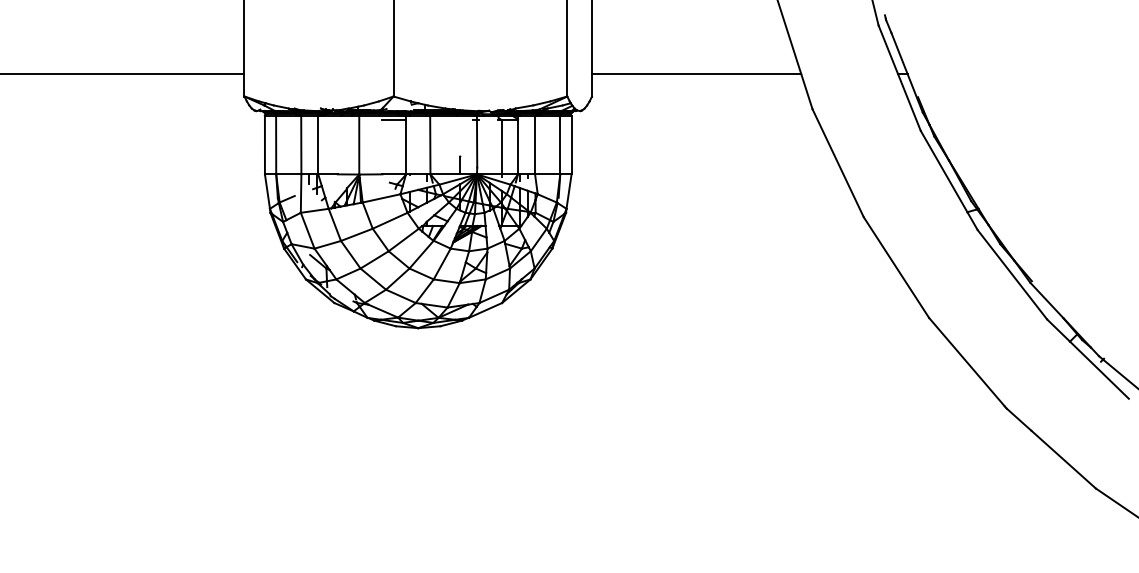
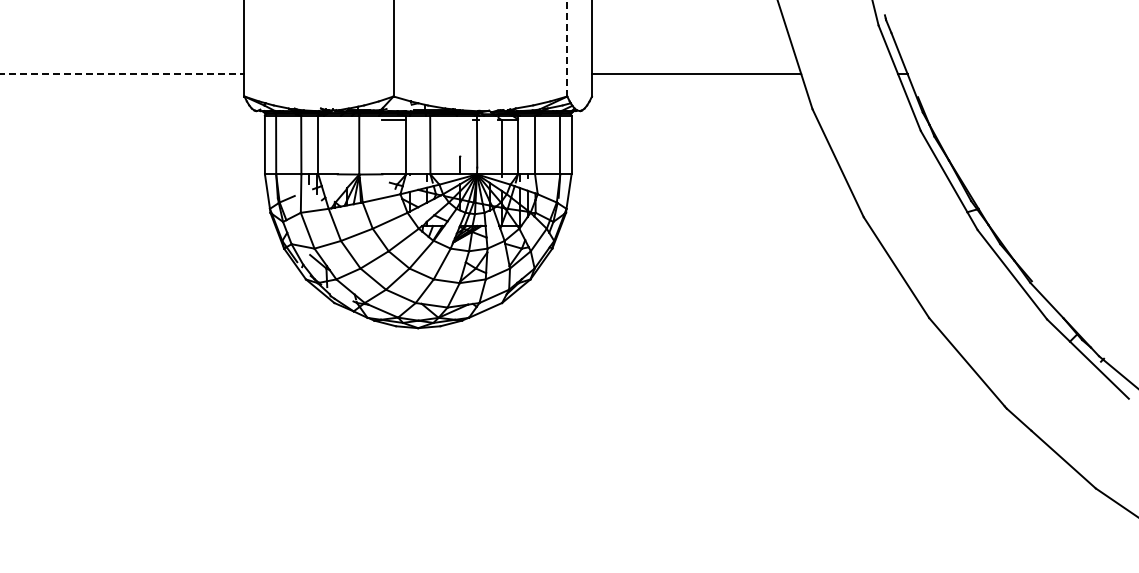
line: solid -> dashed (567, 48)
line: solid -> dashed (122, 74)
